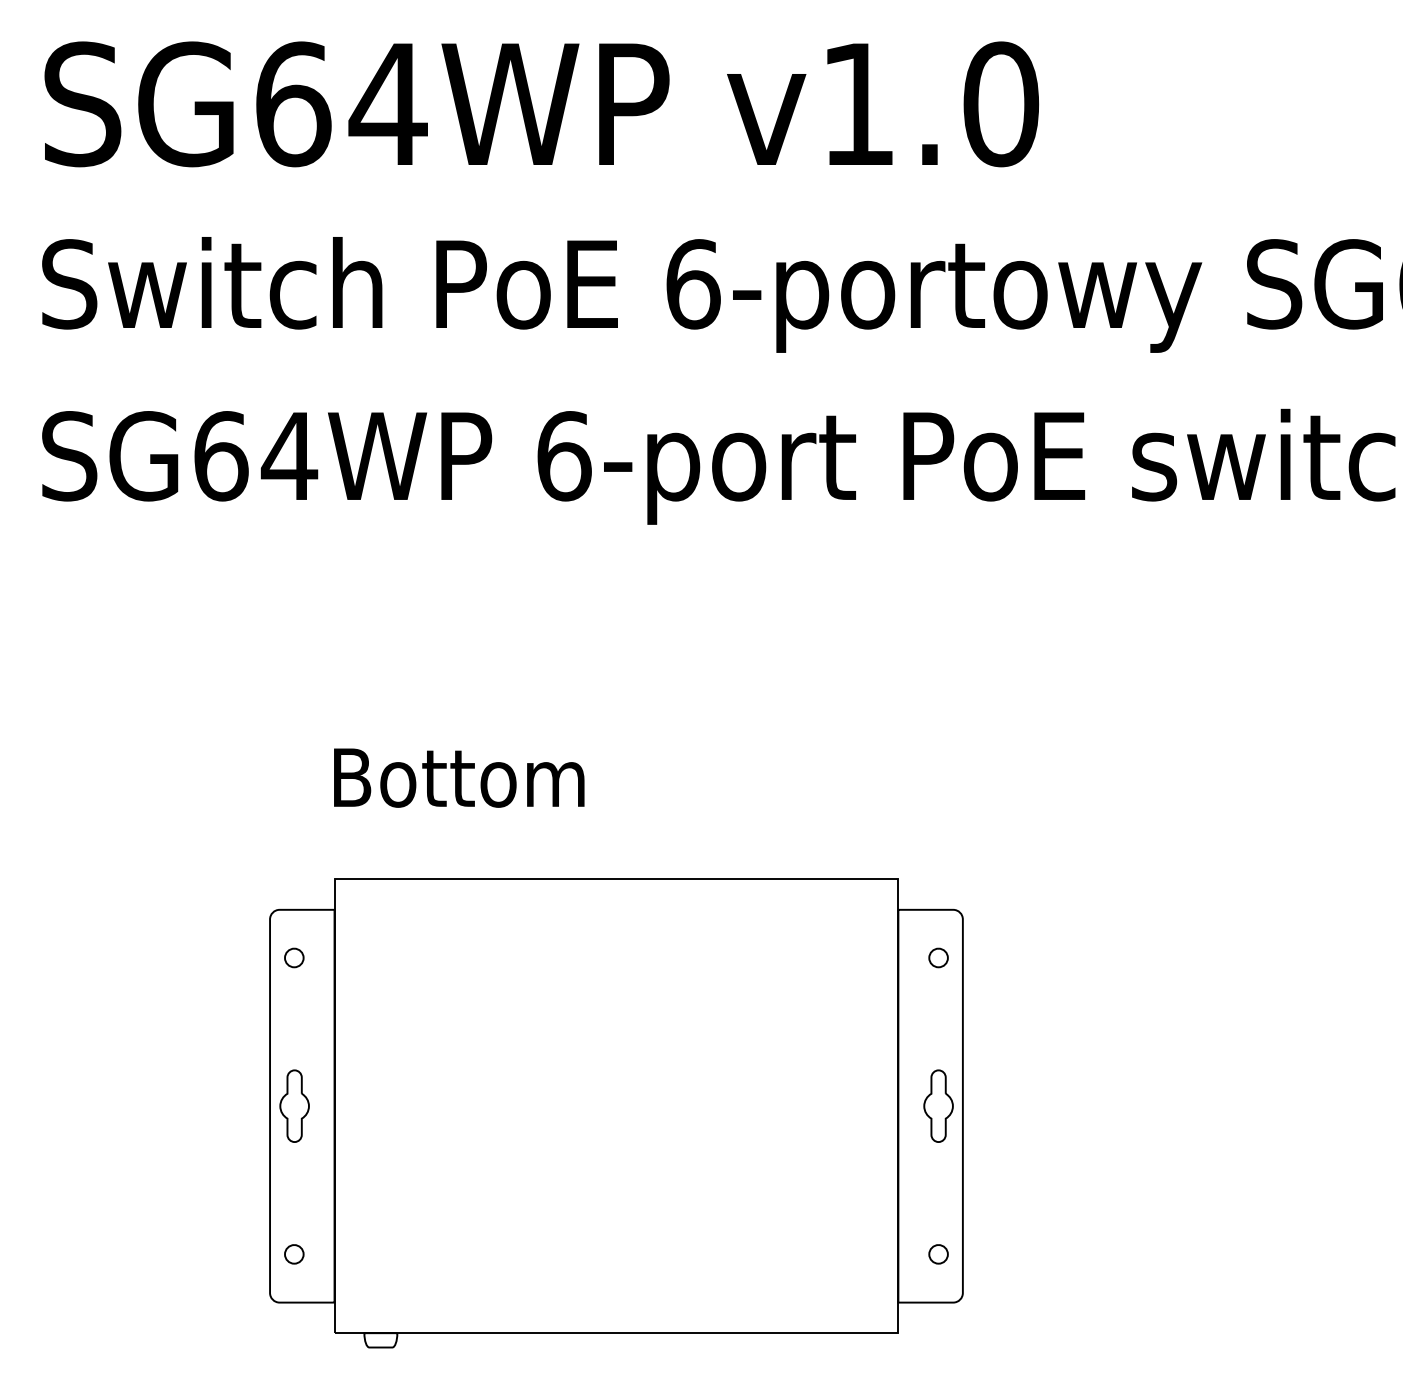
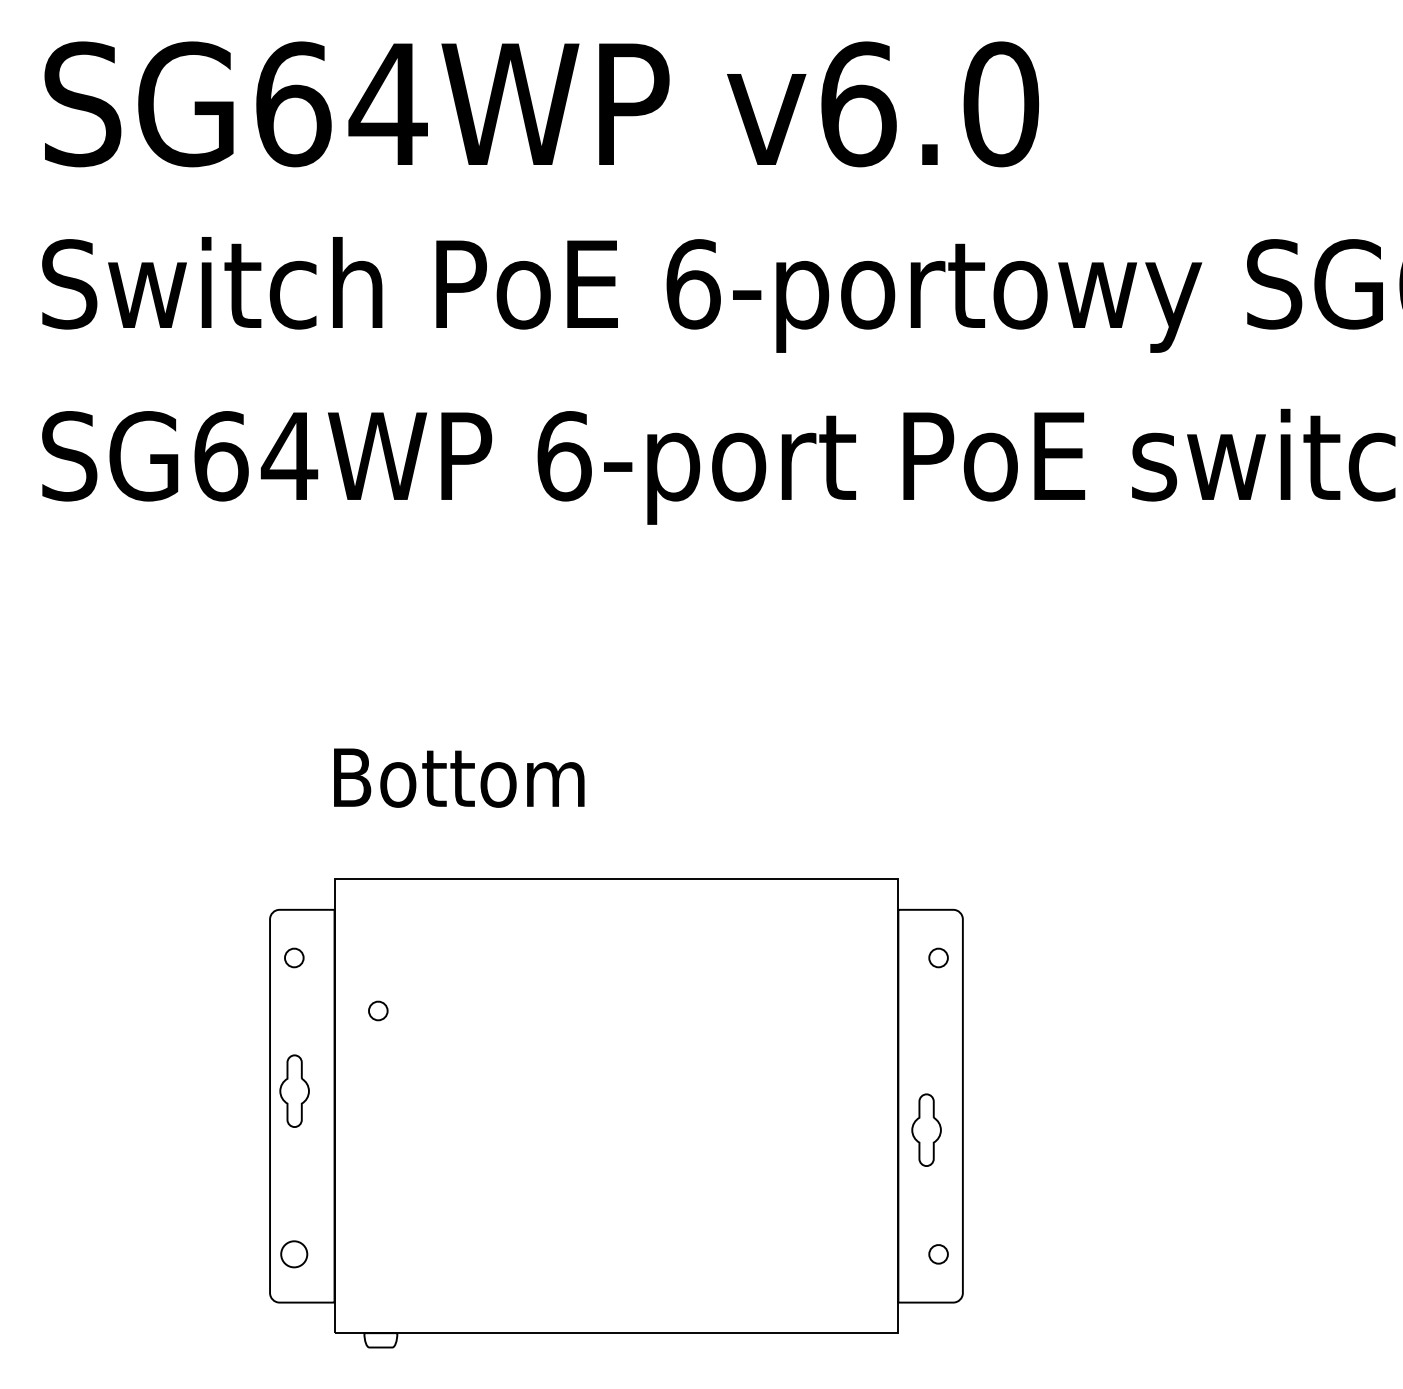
text: v1.0 -> v6.0 (858, 104)
part: none -> present (378, 1010)
part position: (294, 1105) -> (294, 1090) (294, 1090)
part position: (938, 1105) -> (926, 1129) (926, 1129)
part size: 21x21 px -> 29x29 px (294, 1254)
